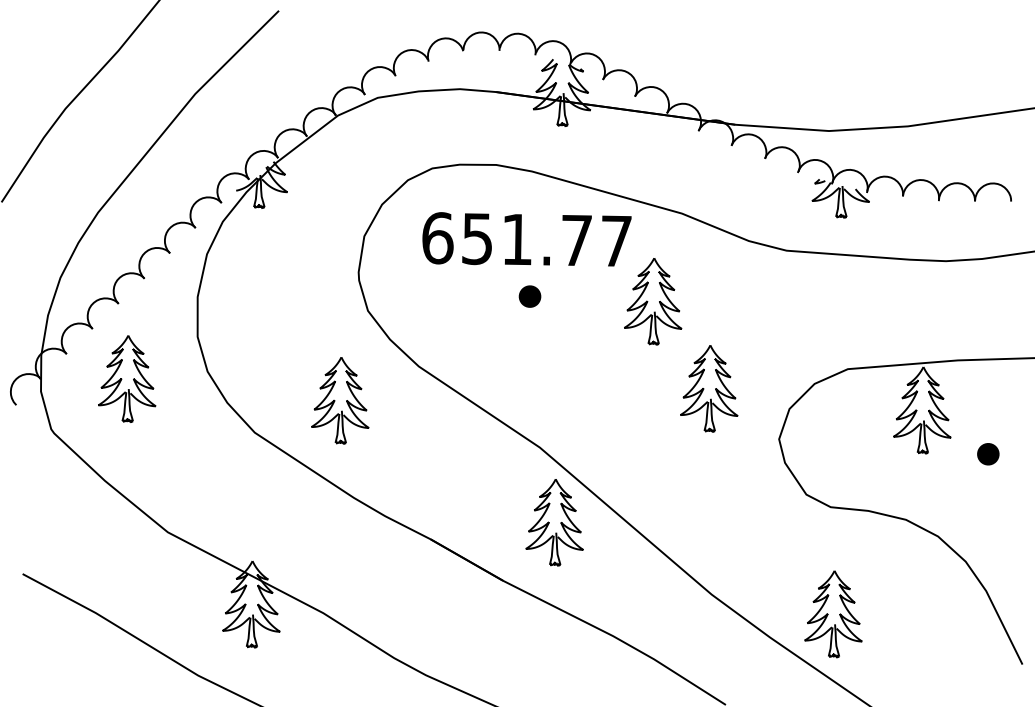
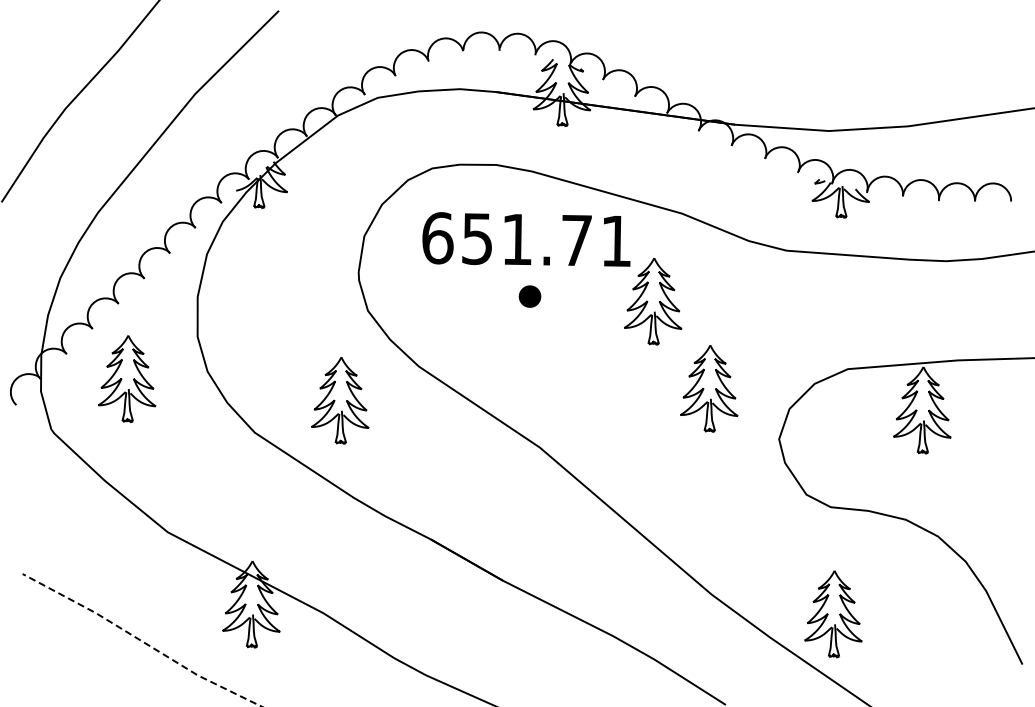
text: 651.77 -> 651.71 (616, 240)
part: present -> none (988, 454)
part: present -> none (554, 522)
line: solid -> dashed (141, 641)
